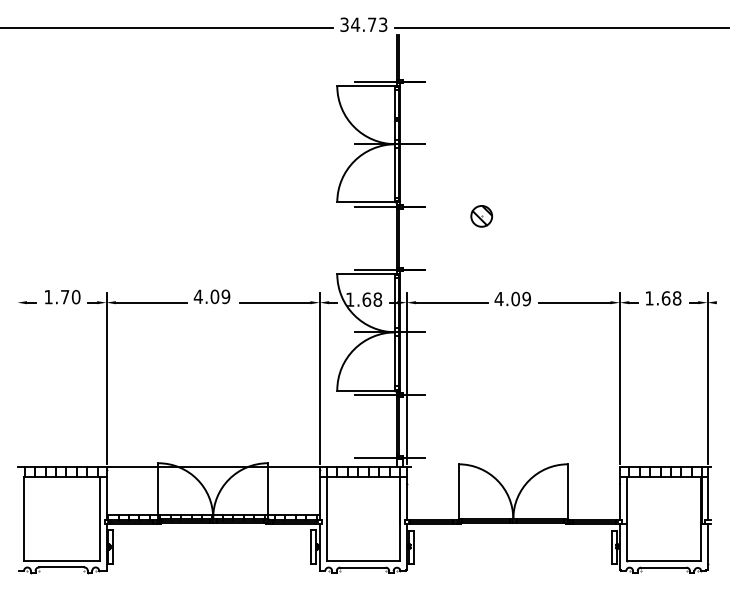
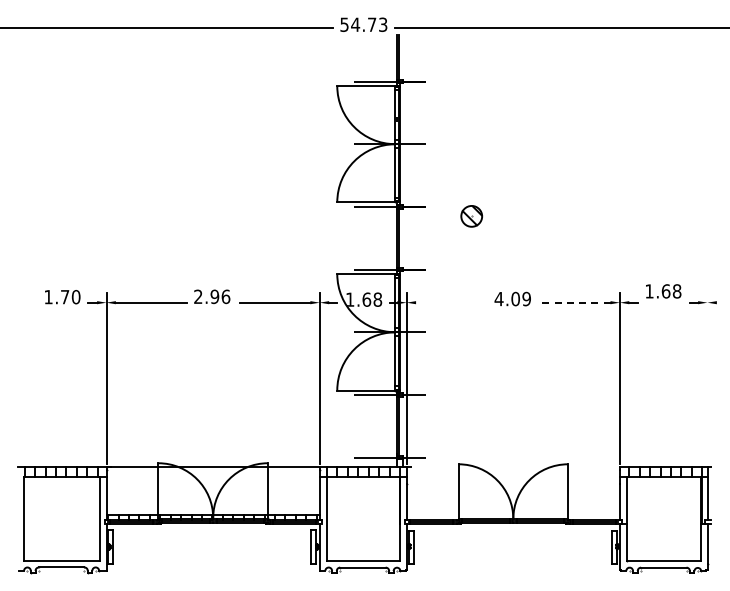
text: 34.73 -> 54.73 (344, 24)
part position: (481, 216) -> (471, 216) (471, 216)
text: 4.09 -> 2.96 (211, 296)
text position: (663, 298) -> (663, 291) (663, 291)
part: present -> none (27, 302)
line: present -> none (451, 302)
line: solid -> dashed (574, 302)
line: present -> none (707, 378)
